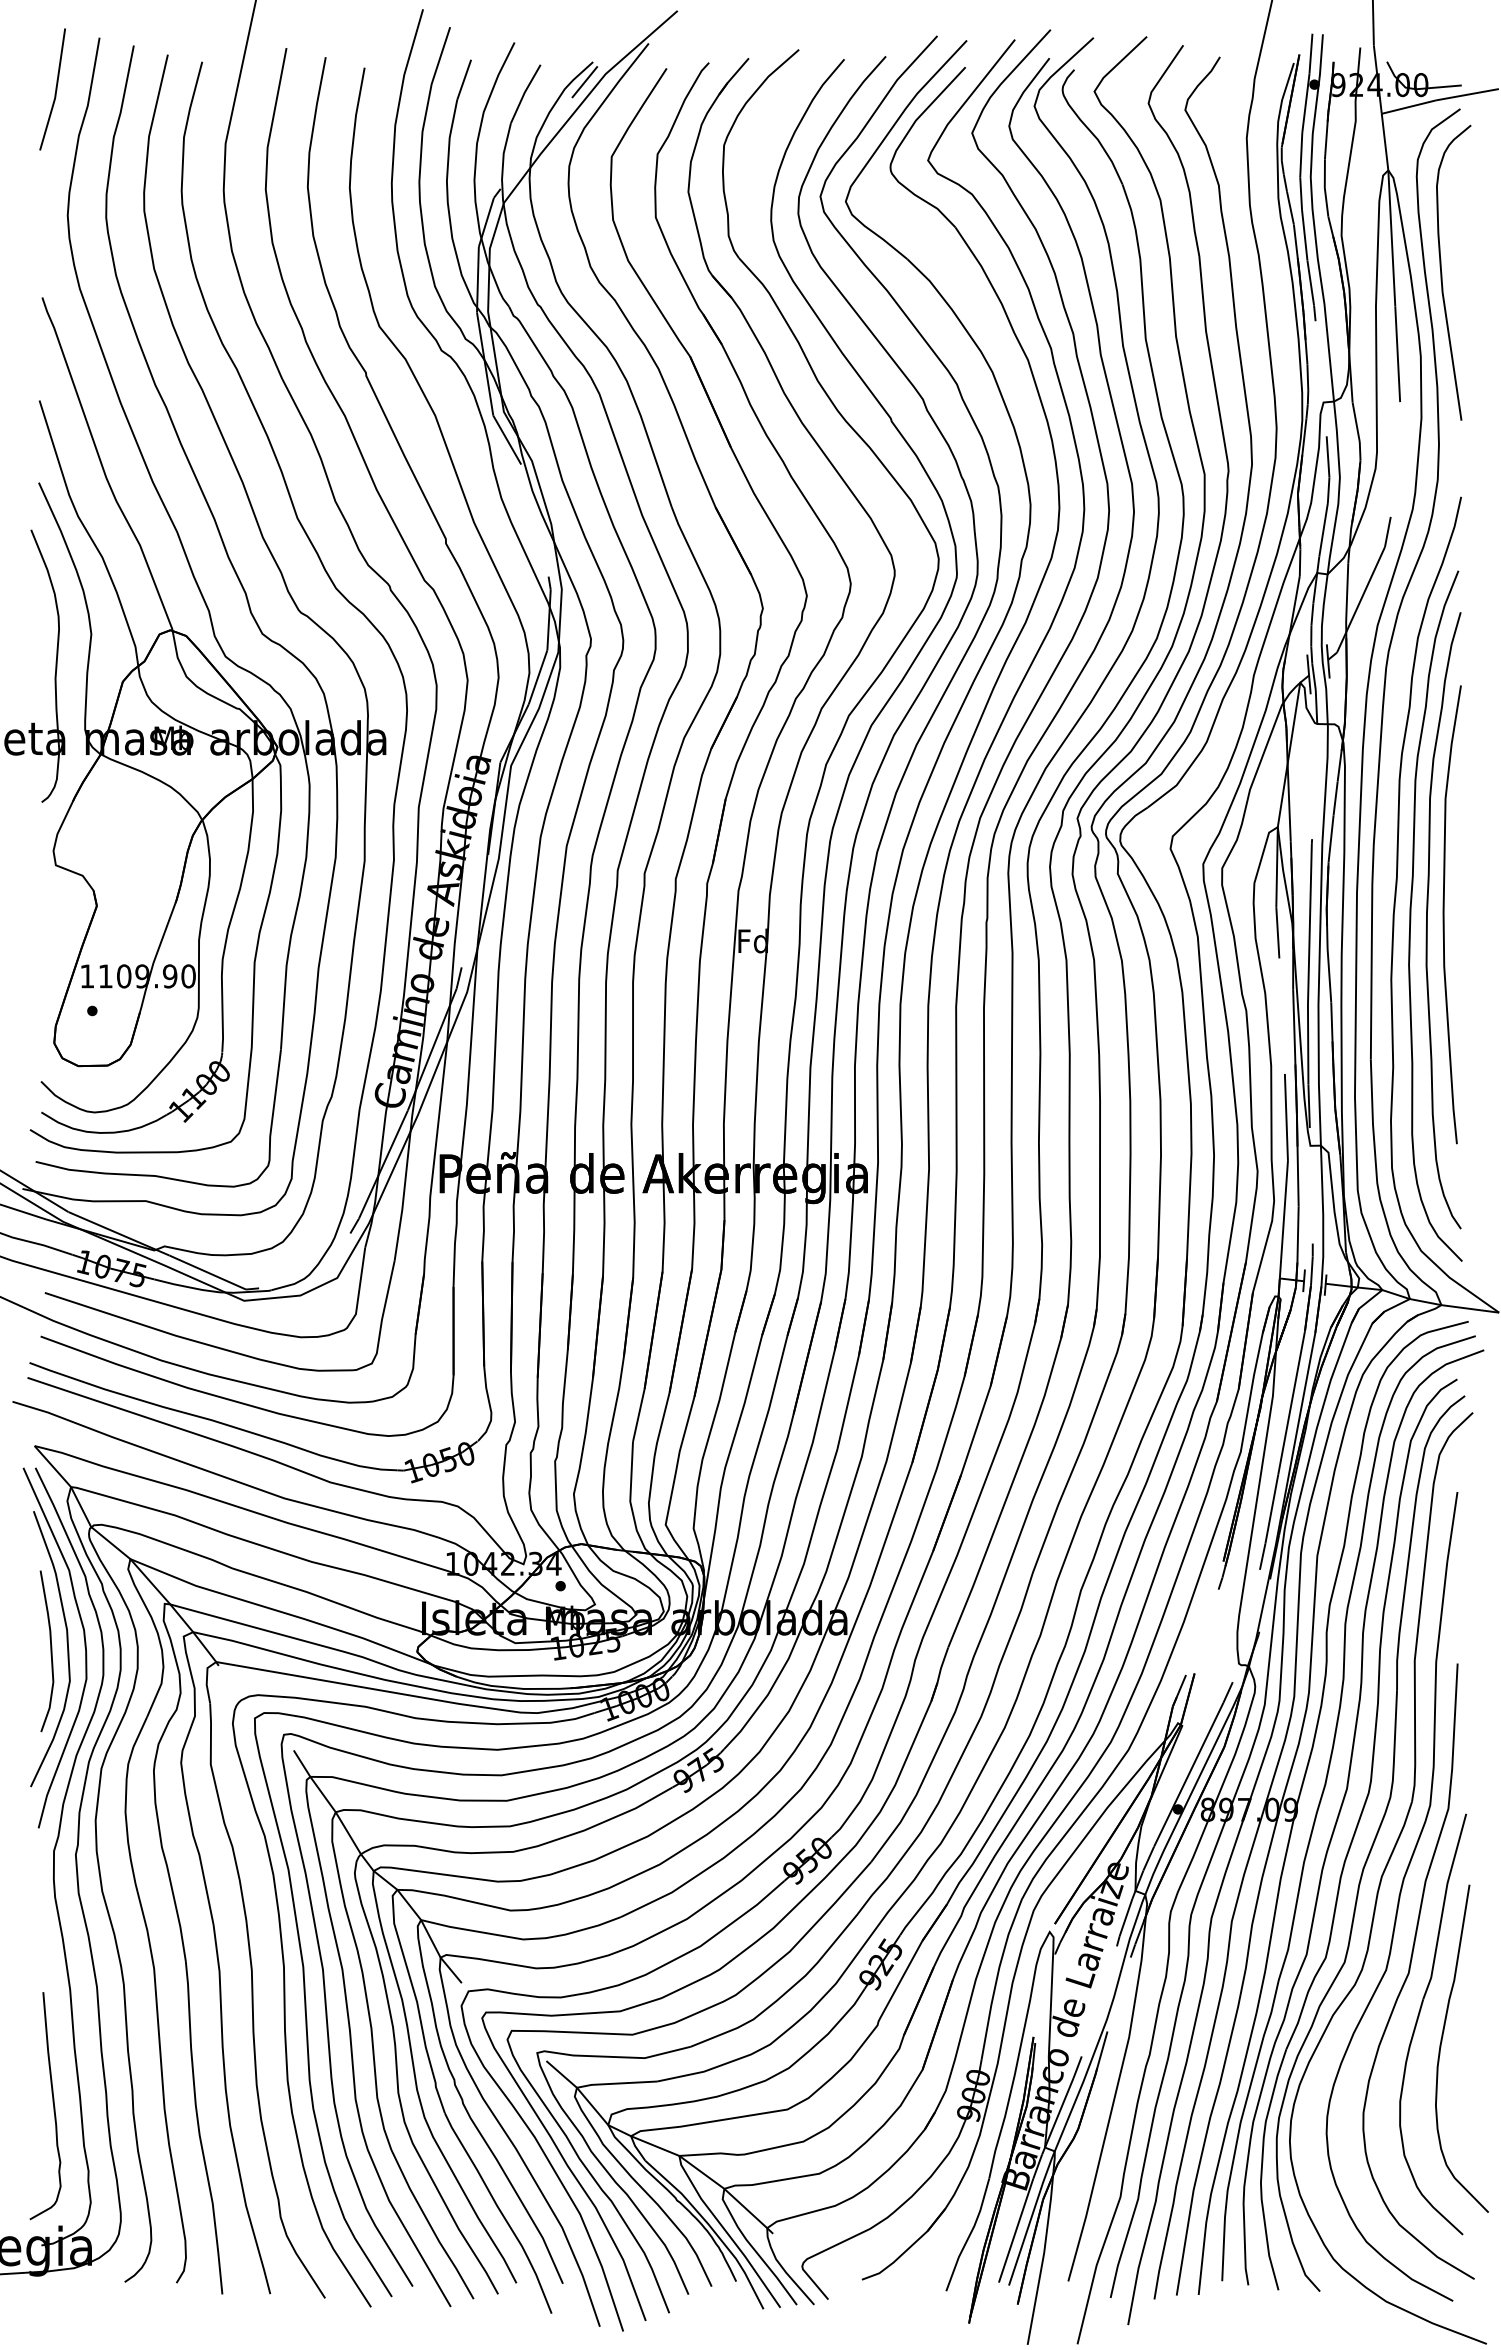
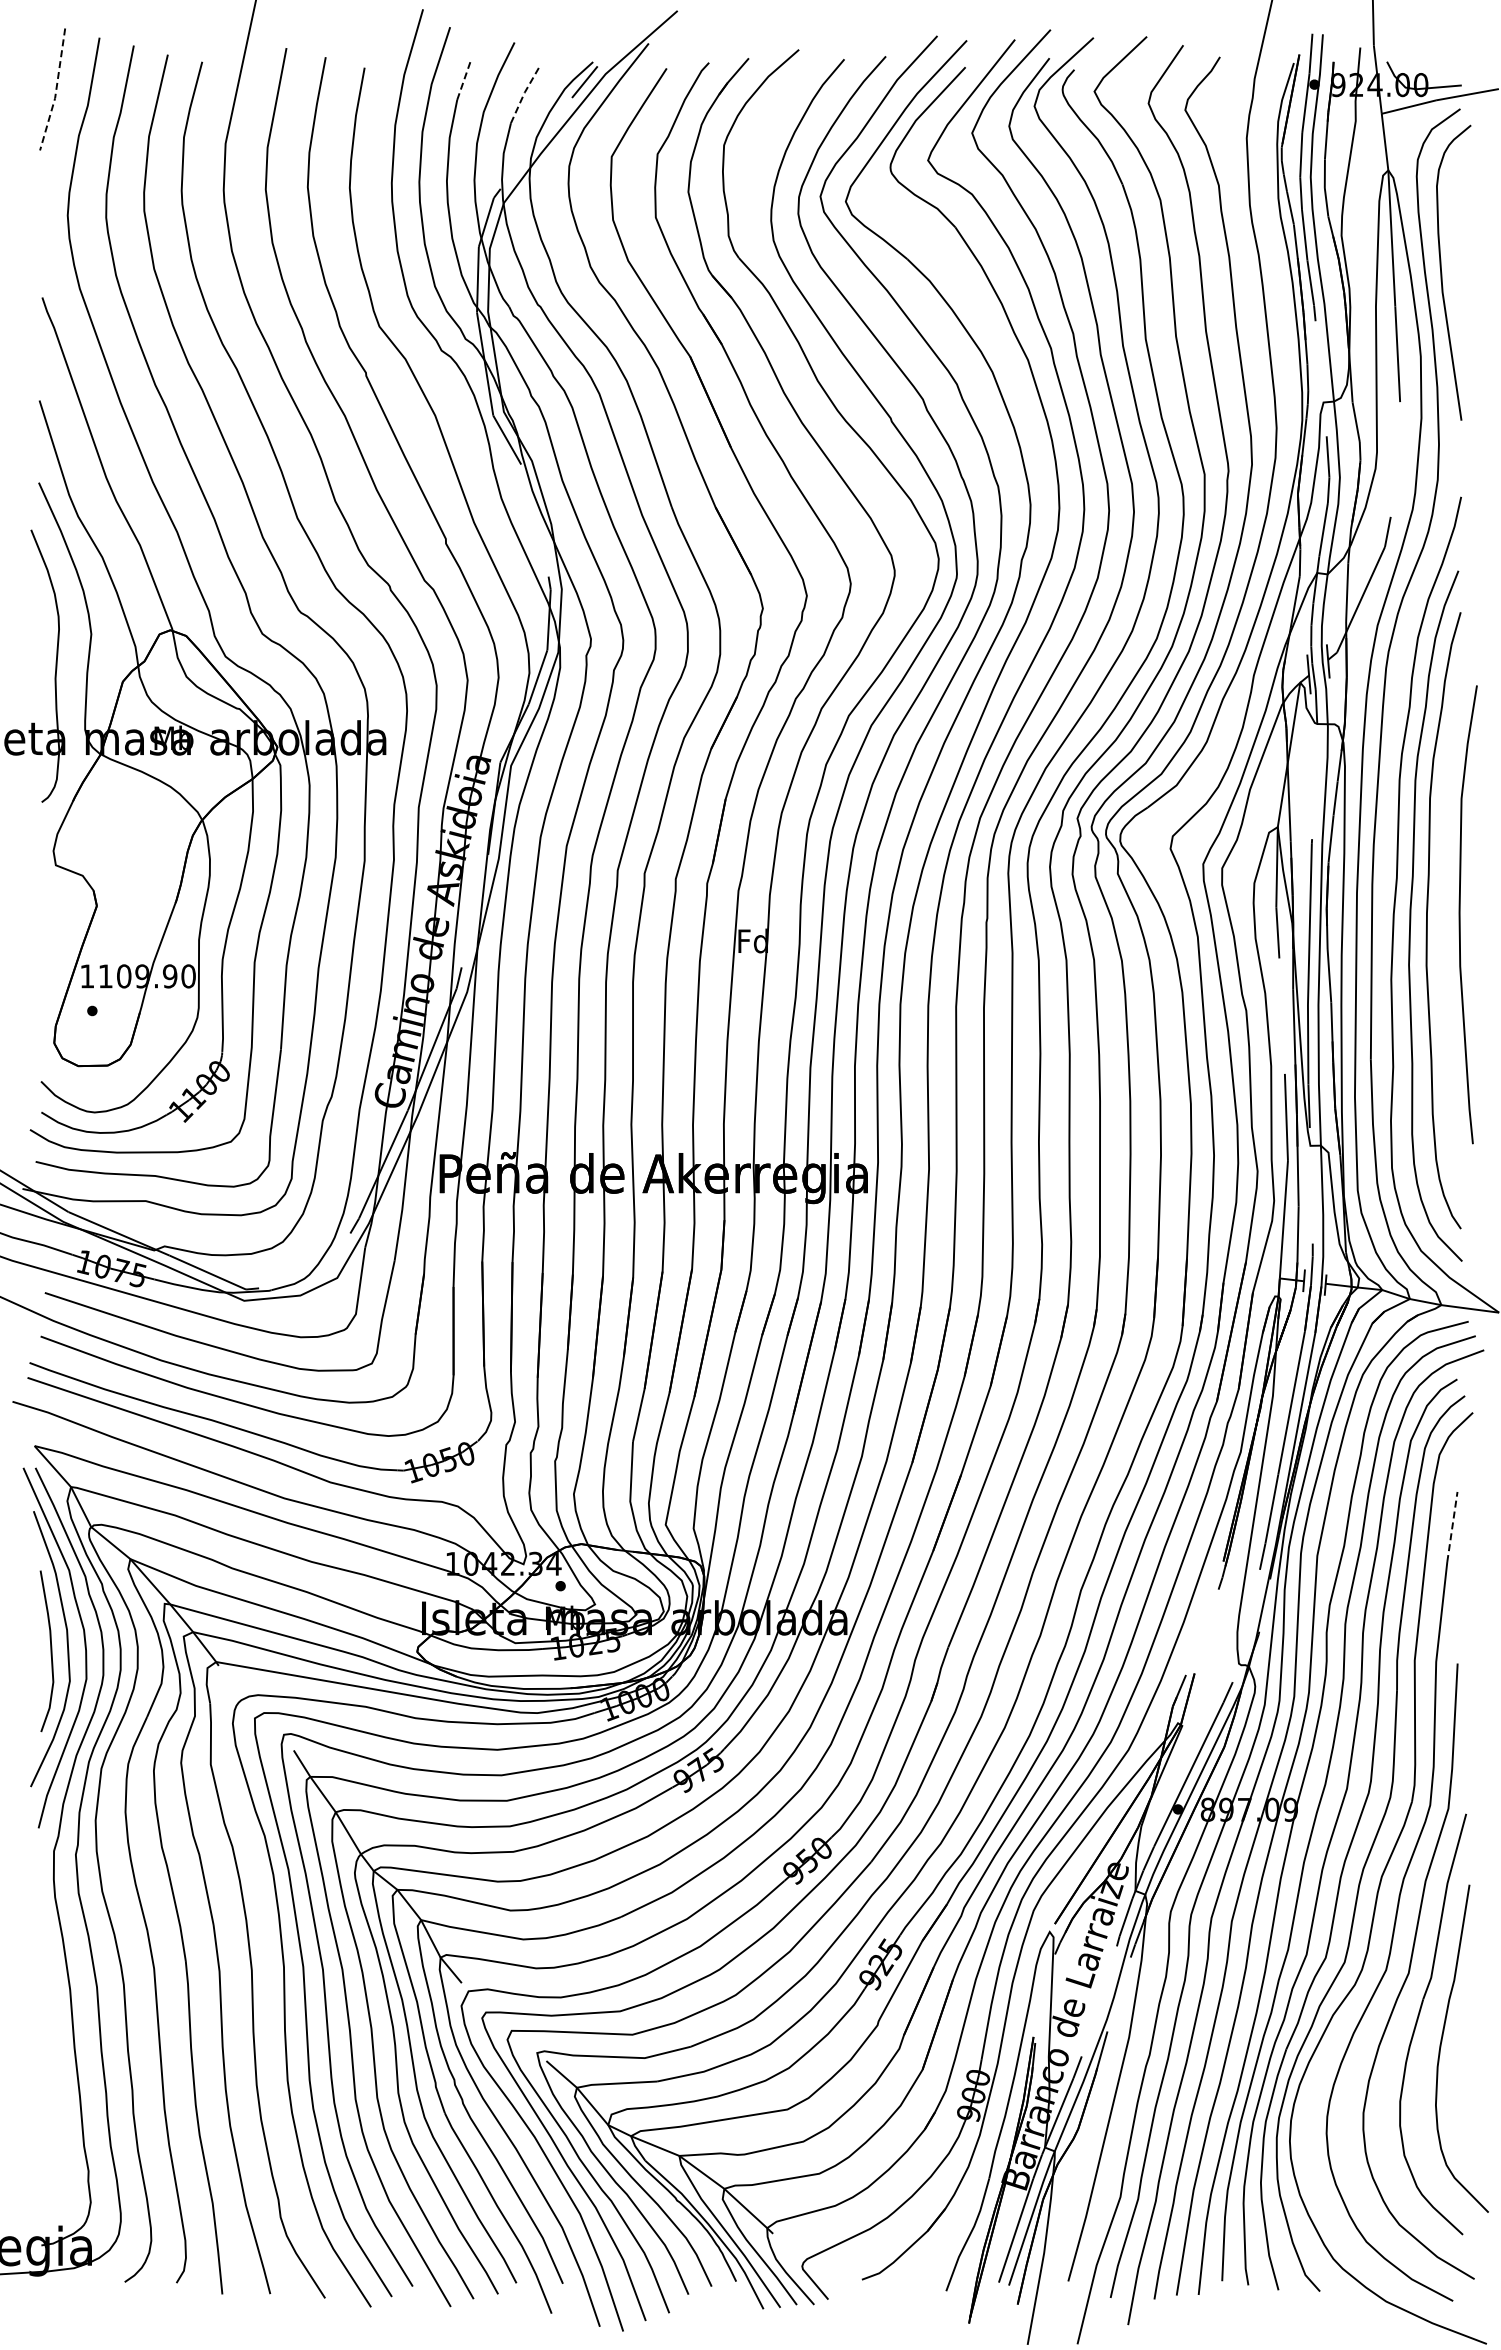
line: solid -> dashed (464, 79)
line: solid -> dashed (56, 91)
line: solid -> dashed (524, 92)
curve position: (1444, 914) -> (1460, 914) (1460, 914)
line: solid -> dashed (1452, 1526)
curve: present -> none (53, 2106)
